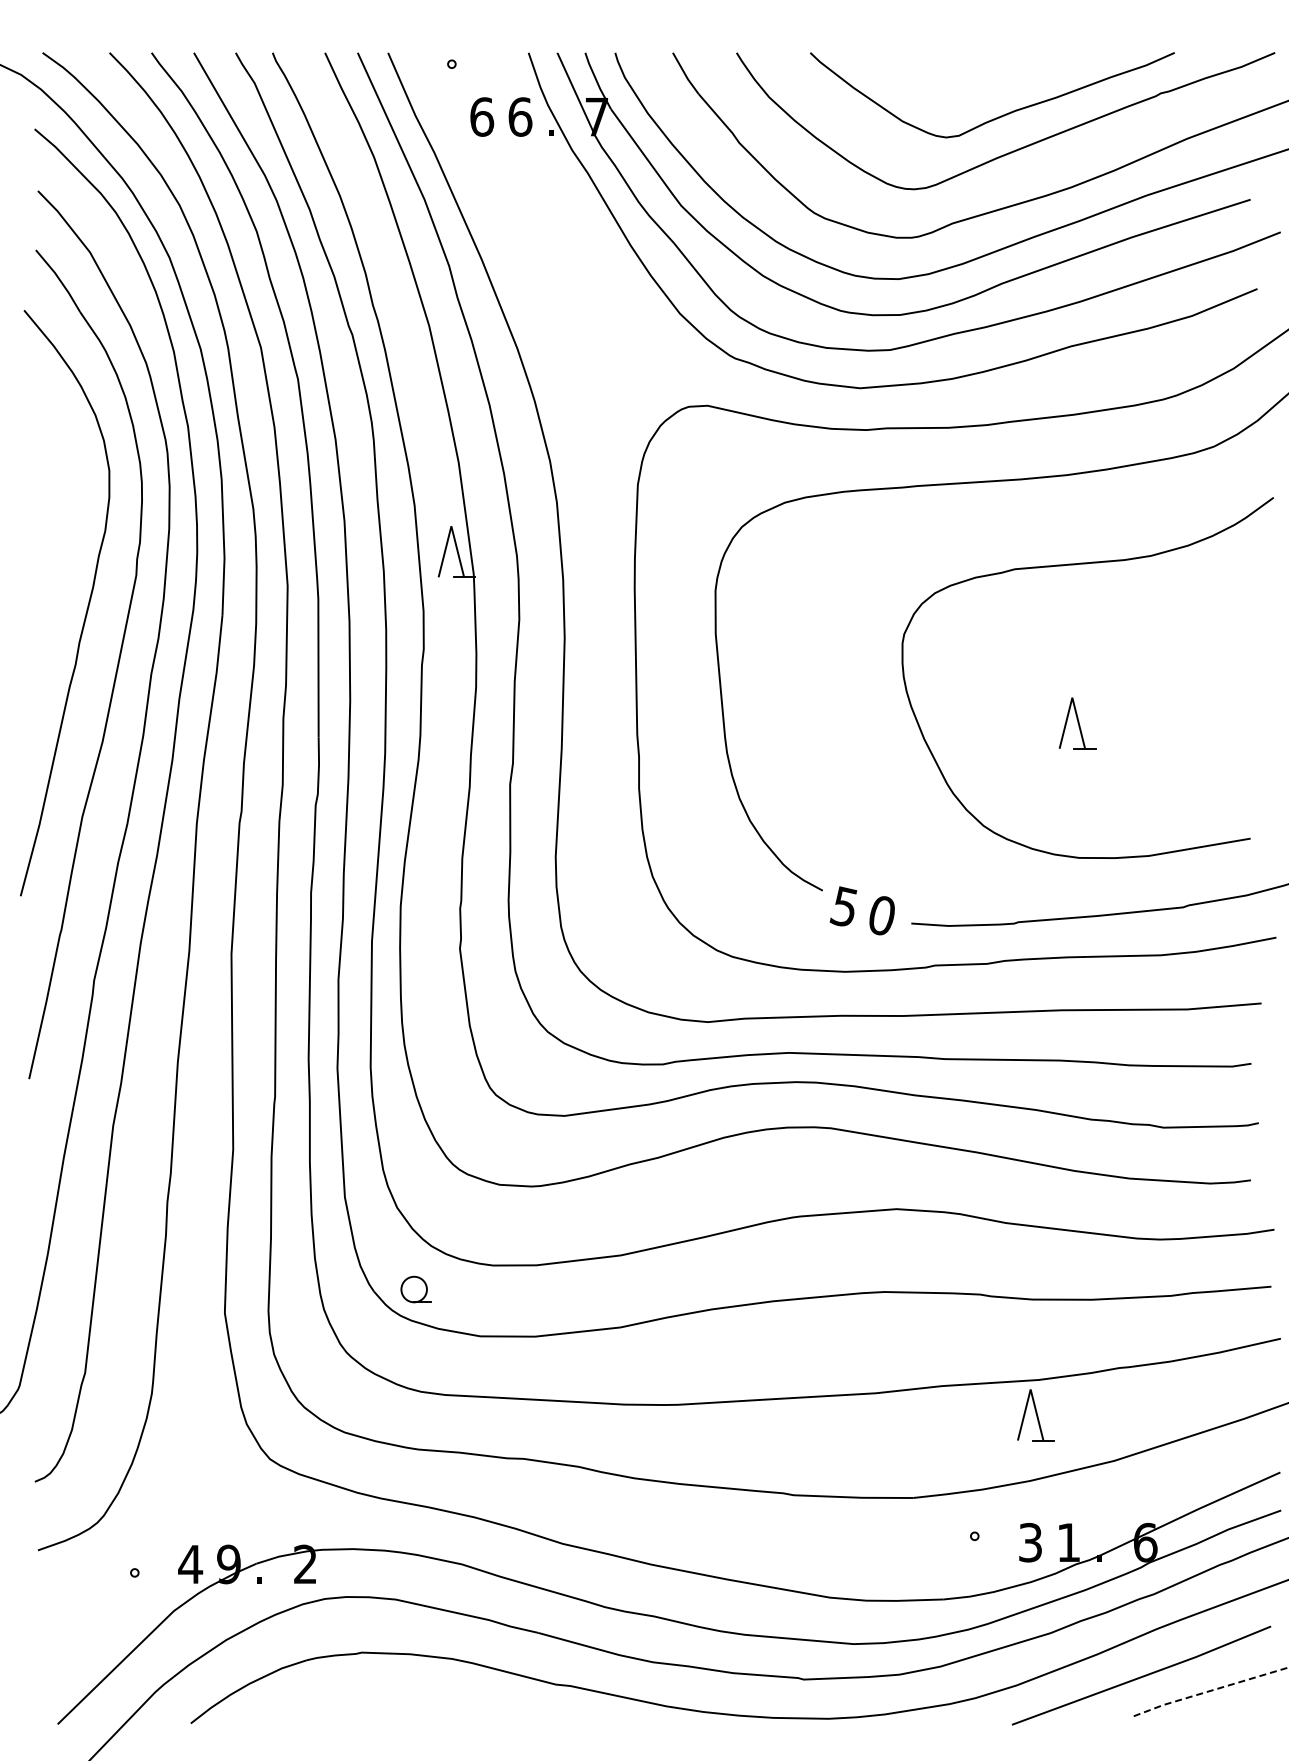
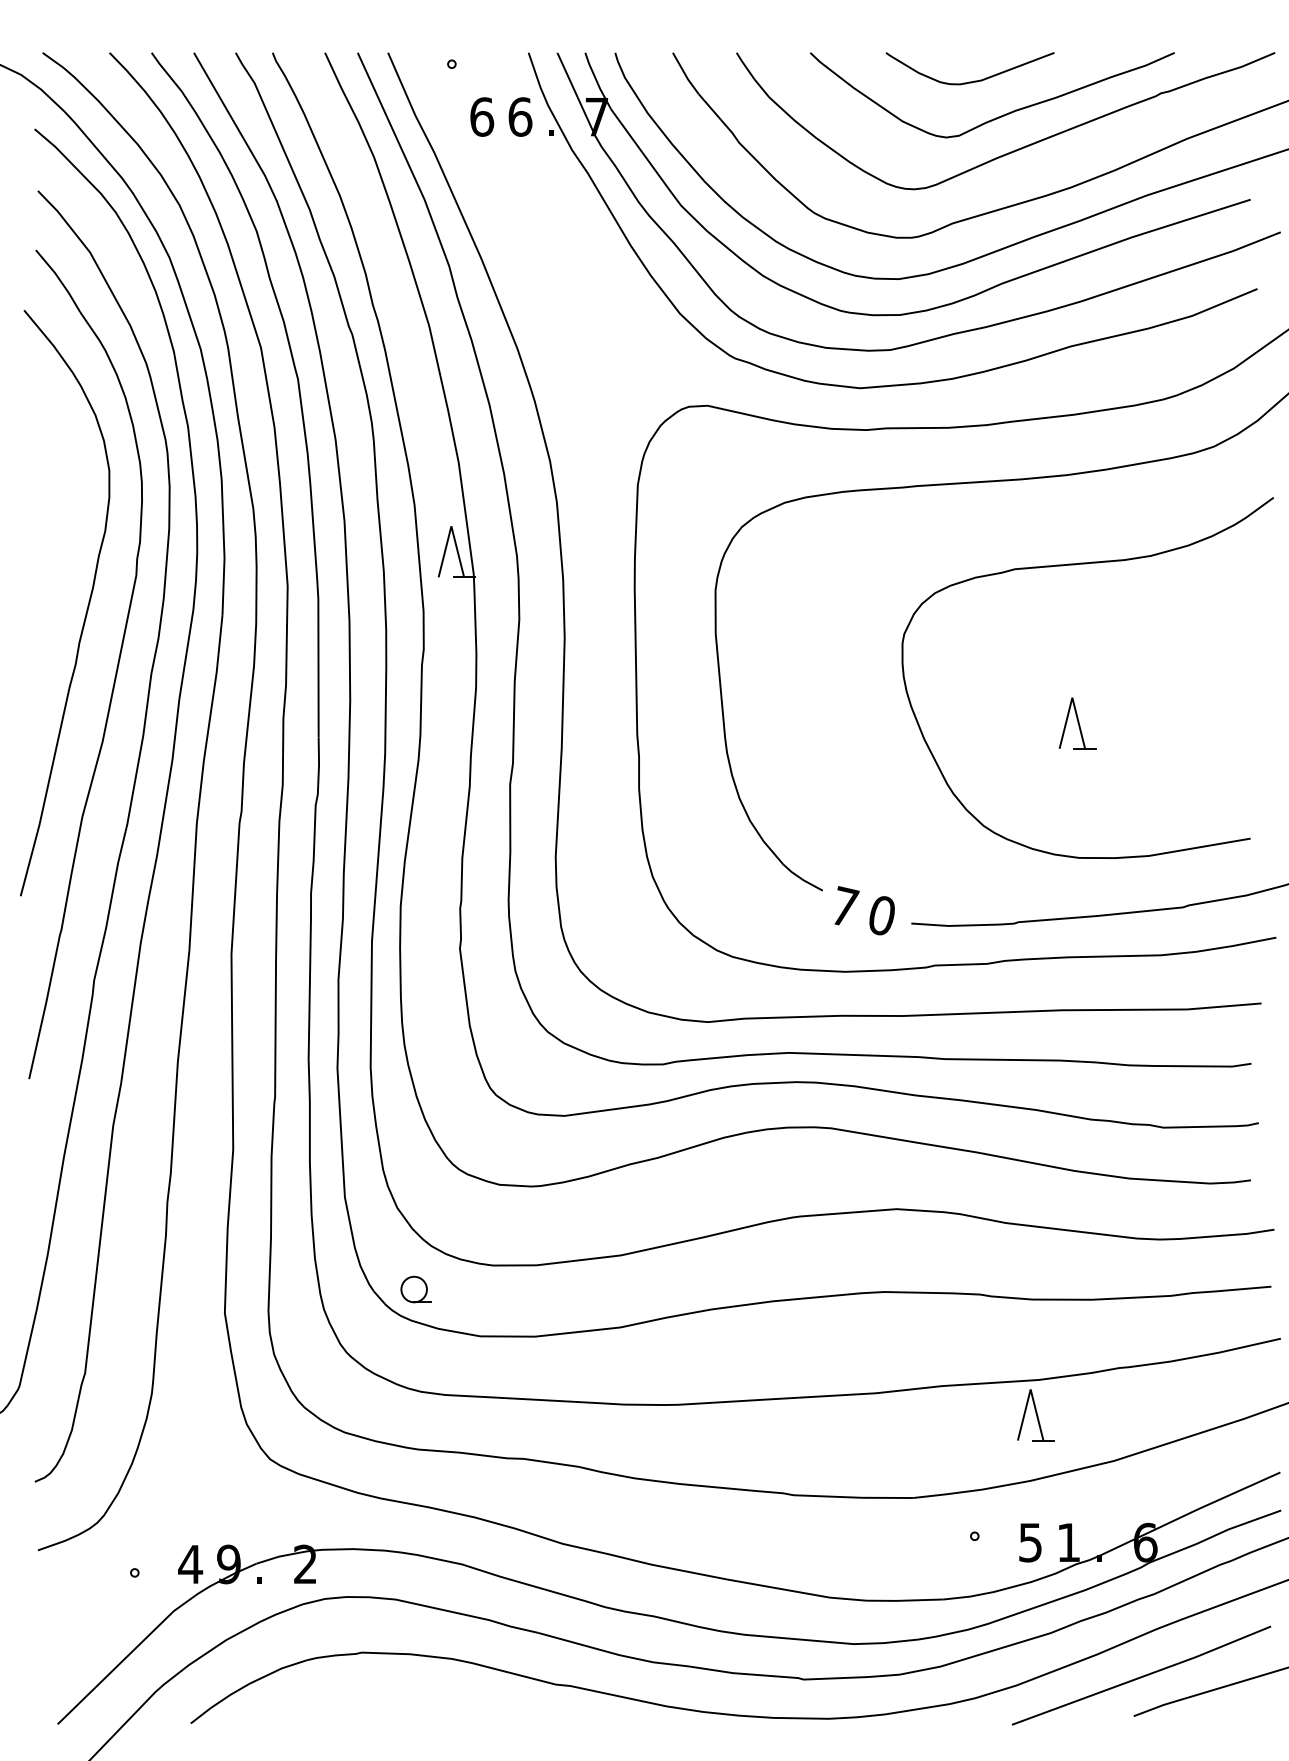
curve: none -> present (974, 80)
text: 5 -> 7 (844, 906)
text: 3 -> 5 (1030, 1541)
line: dashed -> solid (1210, 1690)
